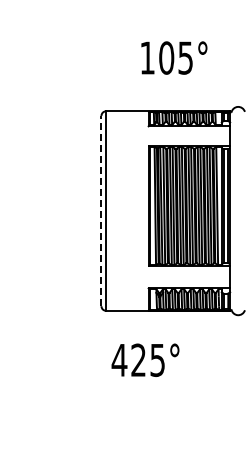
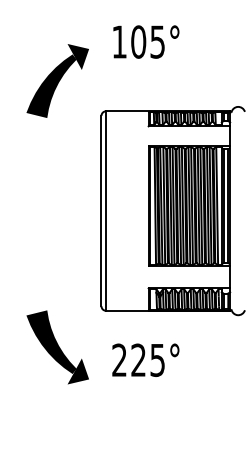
text position: (174, 57) -> (146, 41) (146, 41)
curve: none -> present (57, 80)
line: dashed -> solid (101, 210)
curve: none -> present (57, 347)
text: 425° -> 225° (119, 359)
